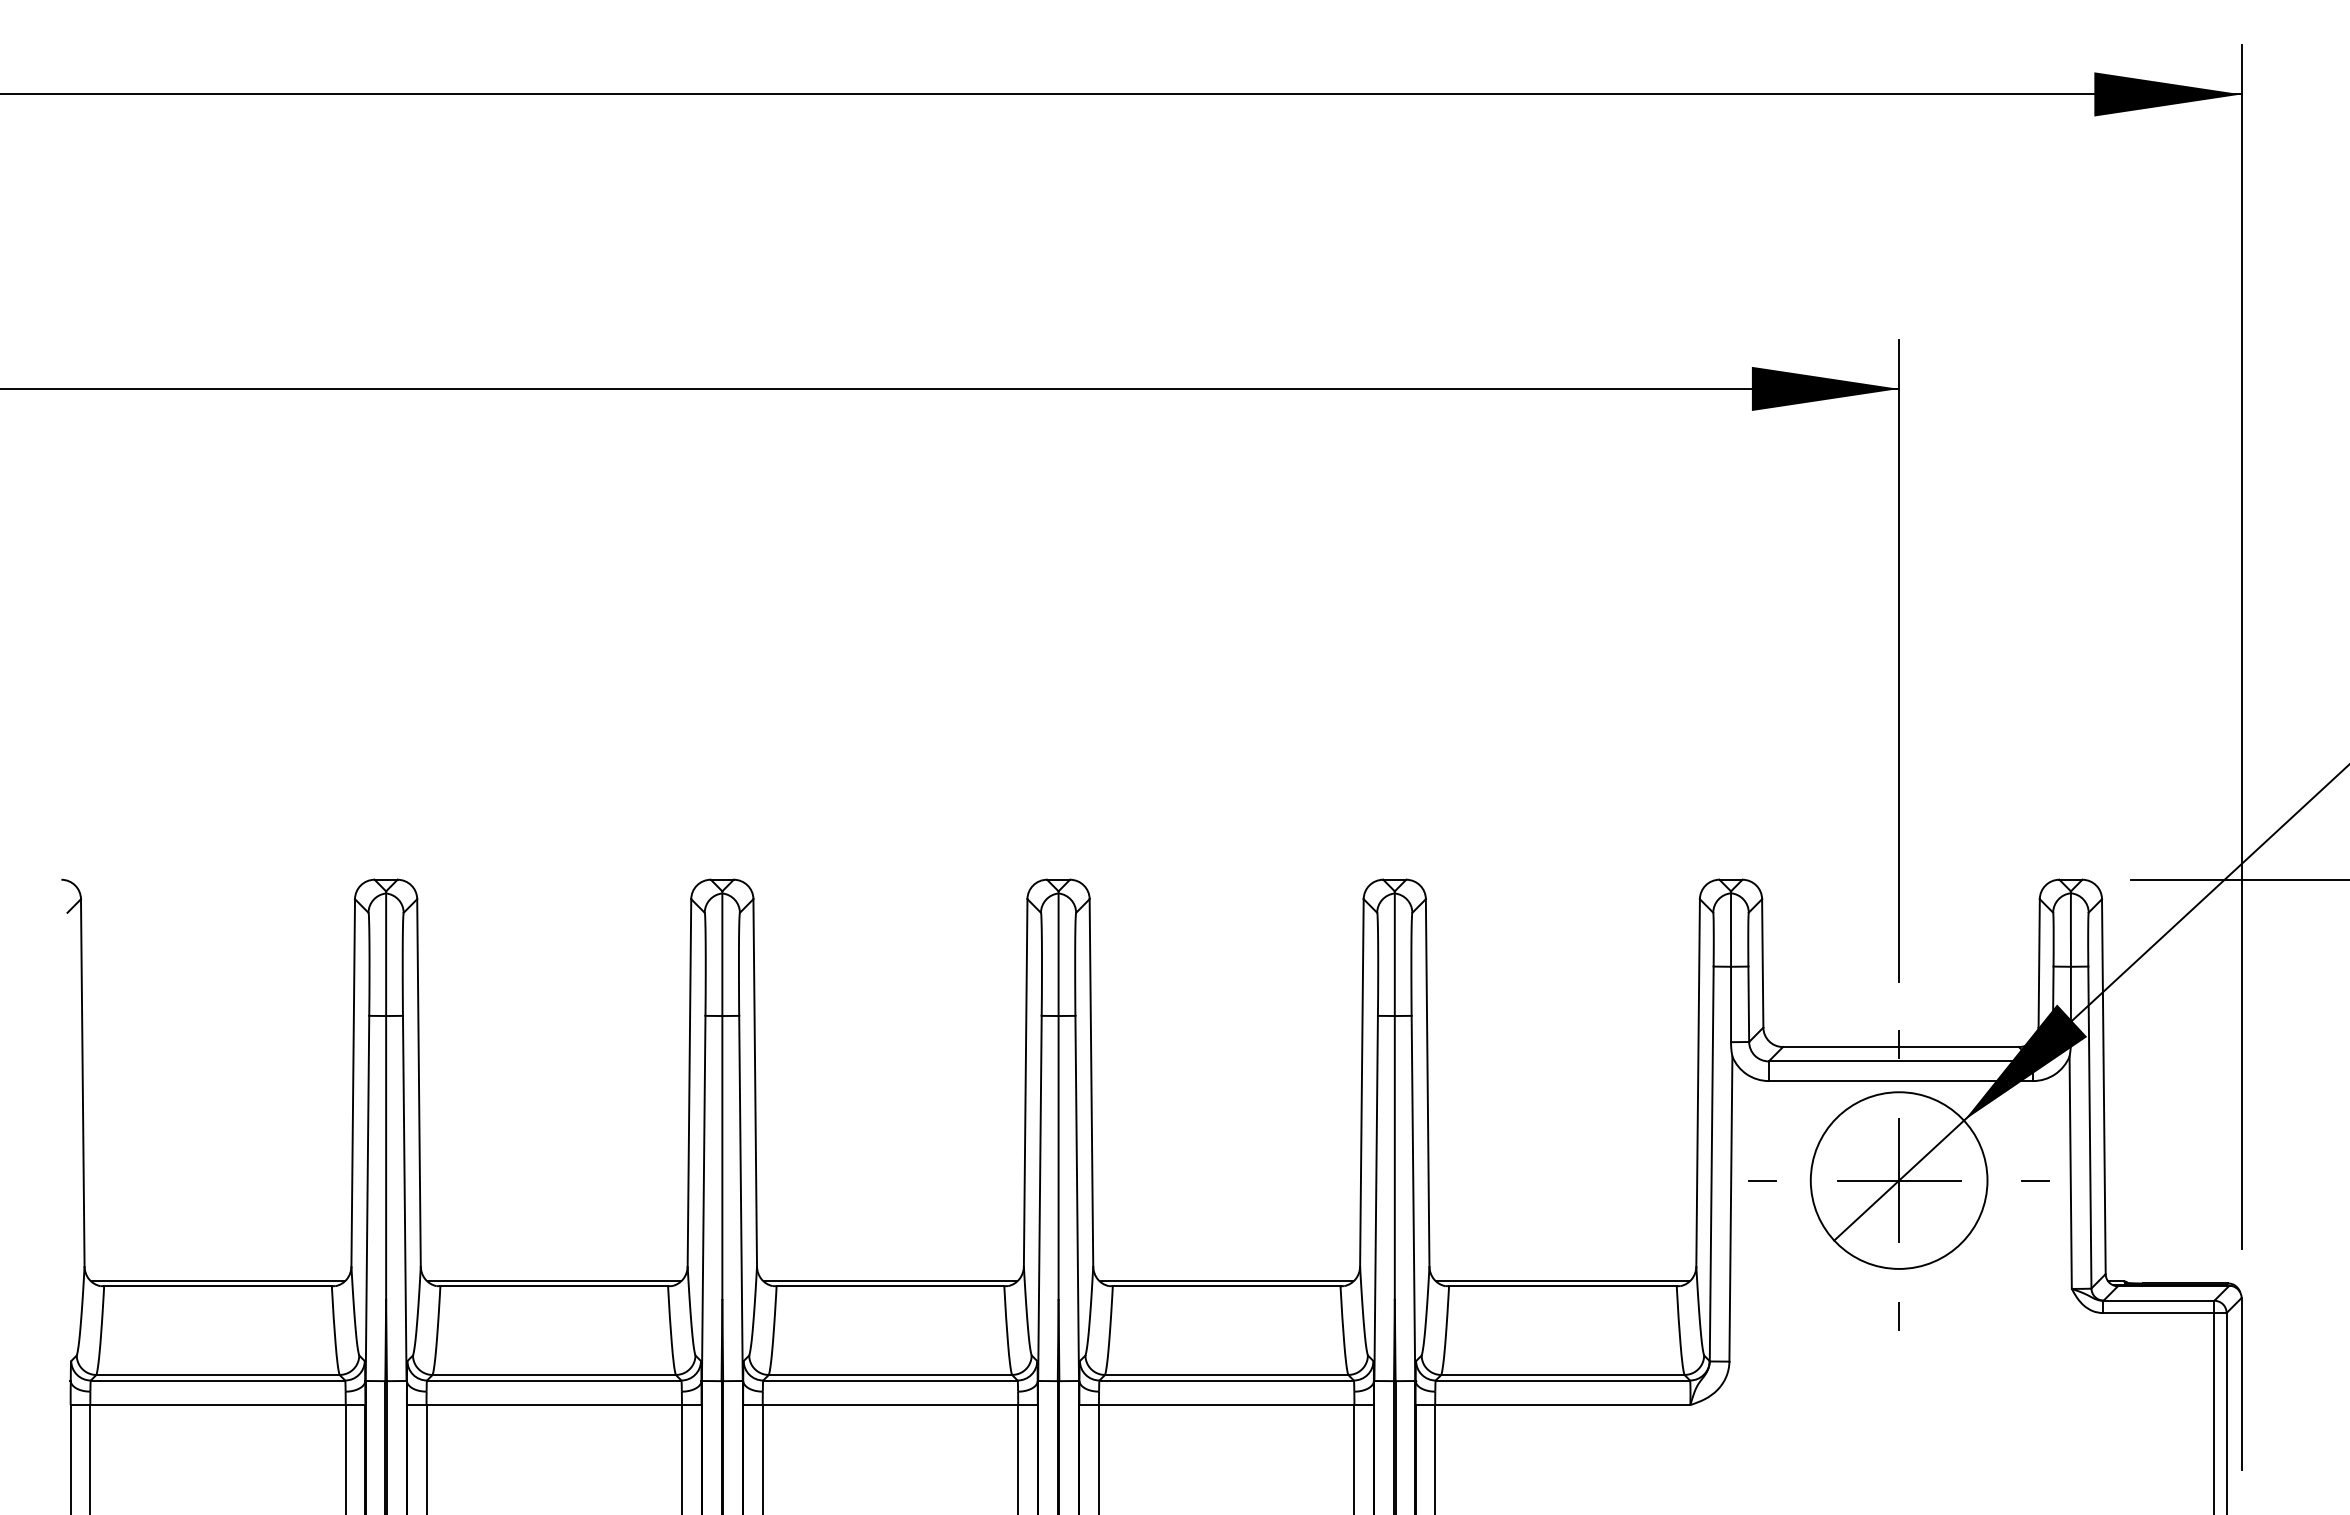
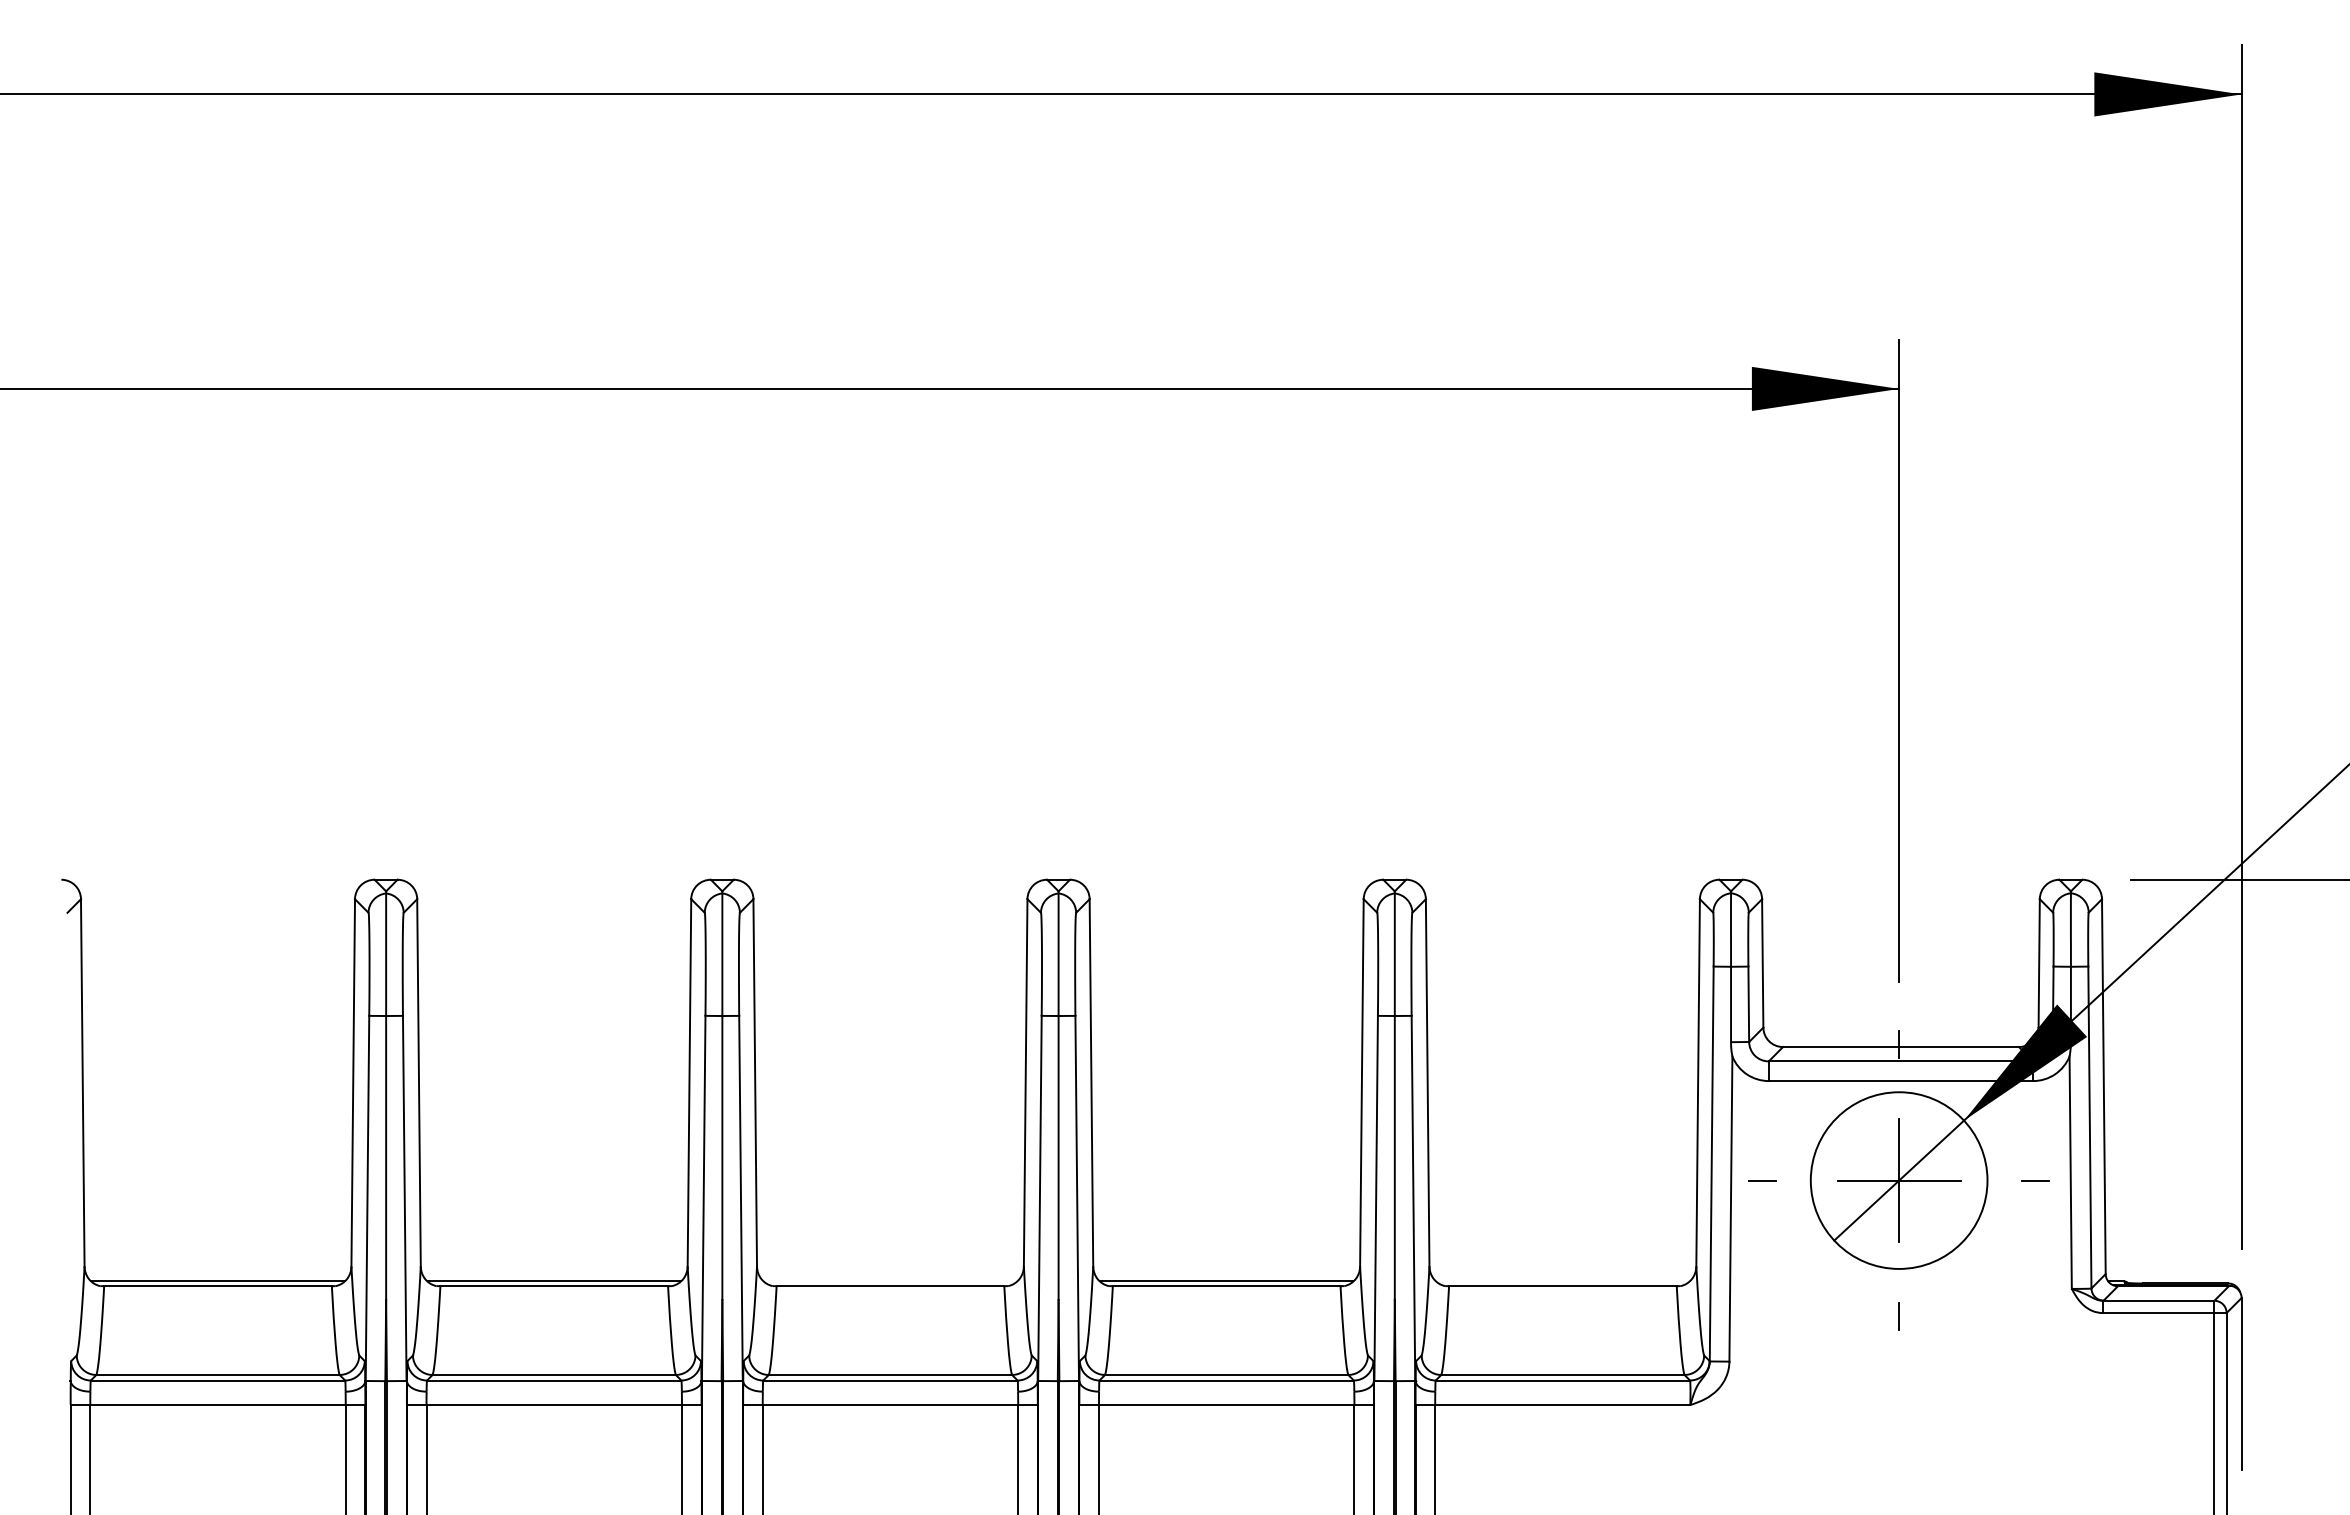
line: present -> none (890, 1281)
line: present -> none (1562, 1281)
